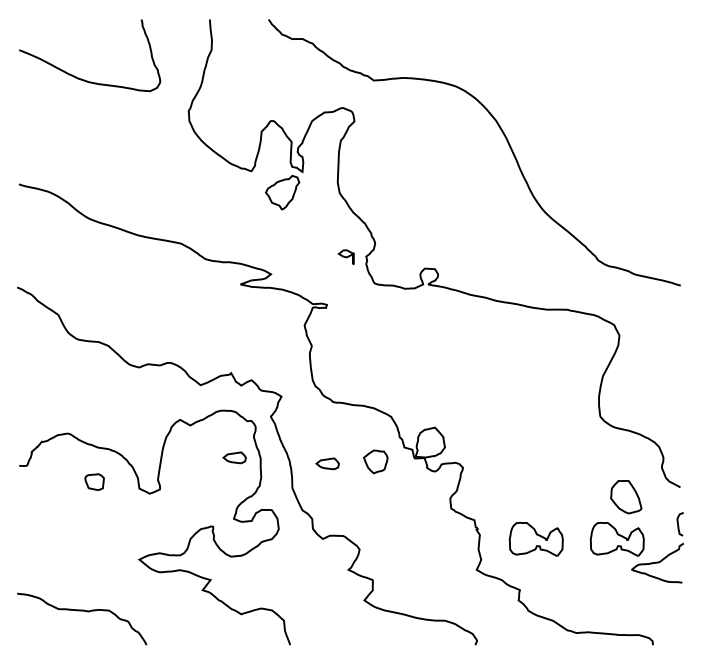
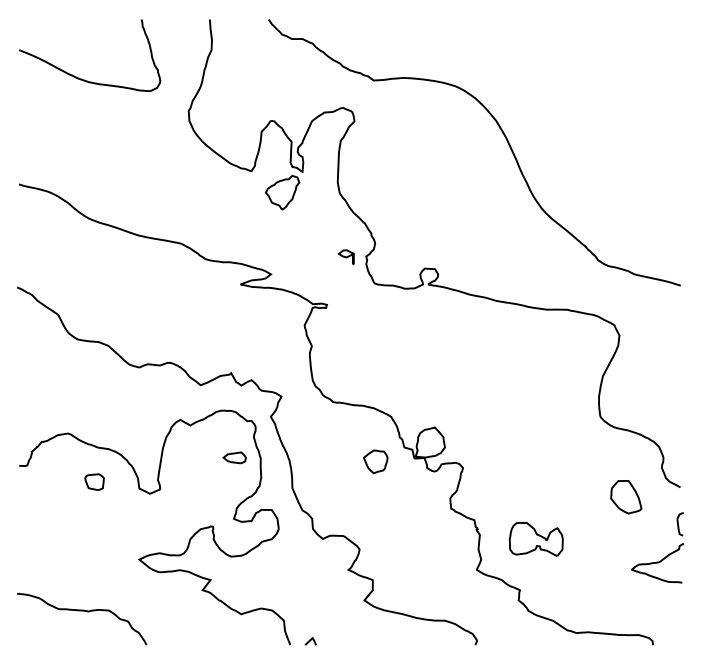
part: present -> none (327, 463)
part: present -> none (616, 538)
curve: none -> present (310, 641)
